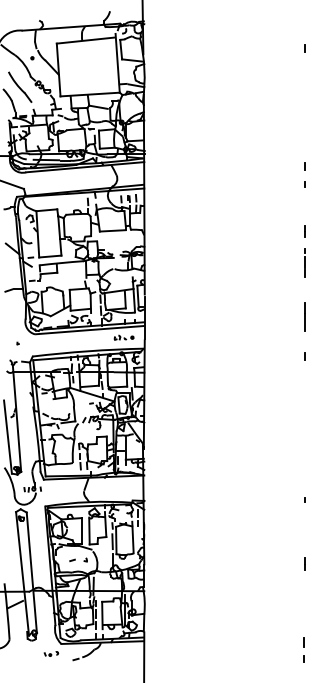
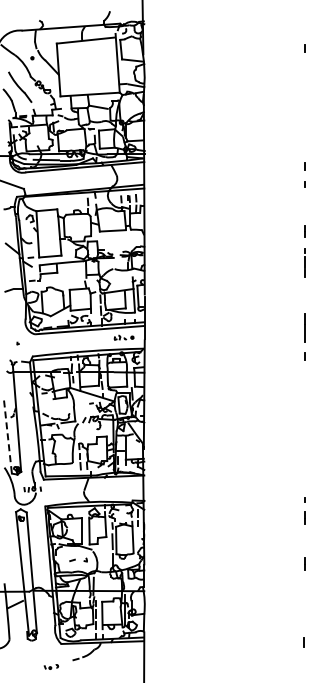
line position: (304, 316) -> (304, 327) (304, 327)
line: solid -> dashed (7, 437)
line: none -> present (304, 517)
part position: (51, 653) -> (51, 666) (51, 666)
line: present -> none (303, 658)
